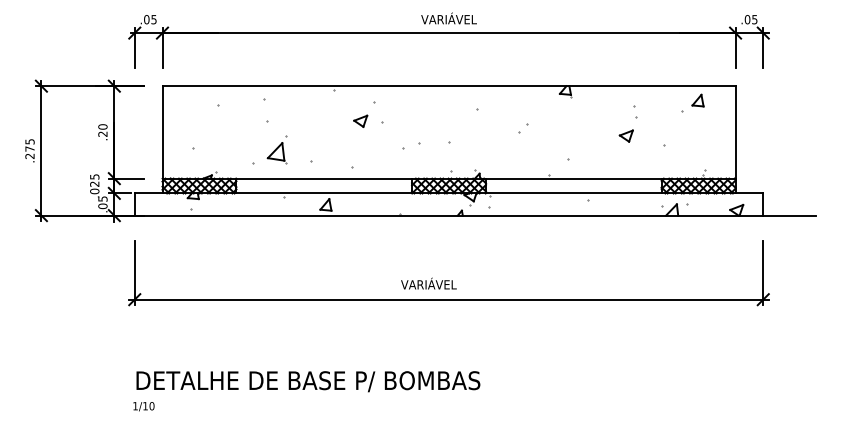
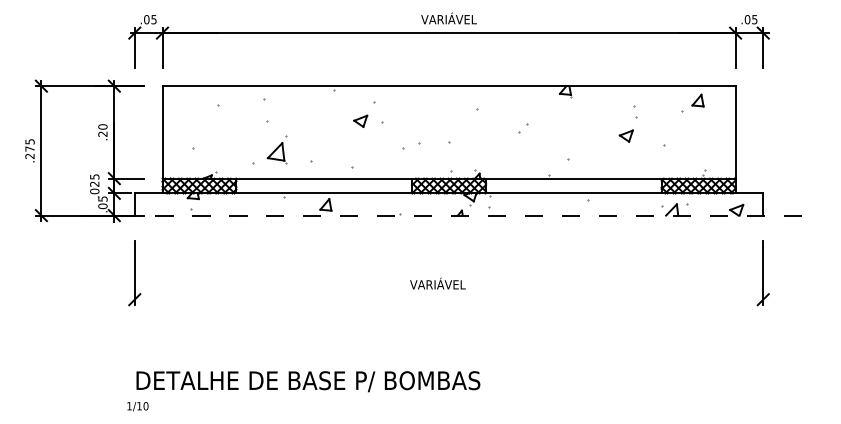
line: solid -> dashed (448, 215)
text position: (428, 283) -> (437, 283) (437, 283)
line: present -> none (448, 299)
text position: (143, 406) -> (137, 406) (137, 406)
